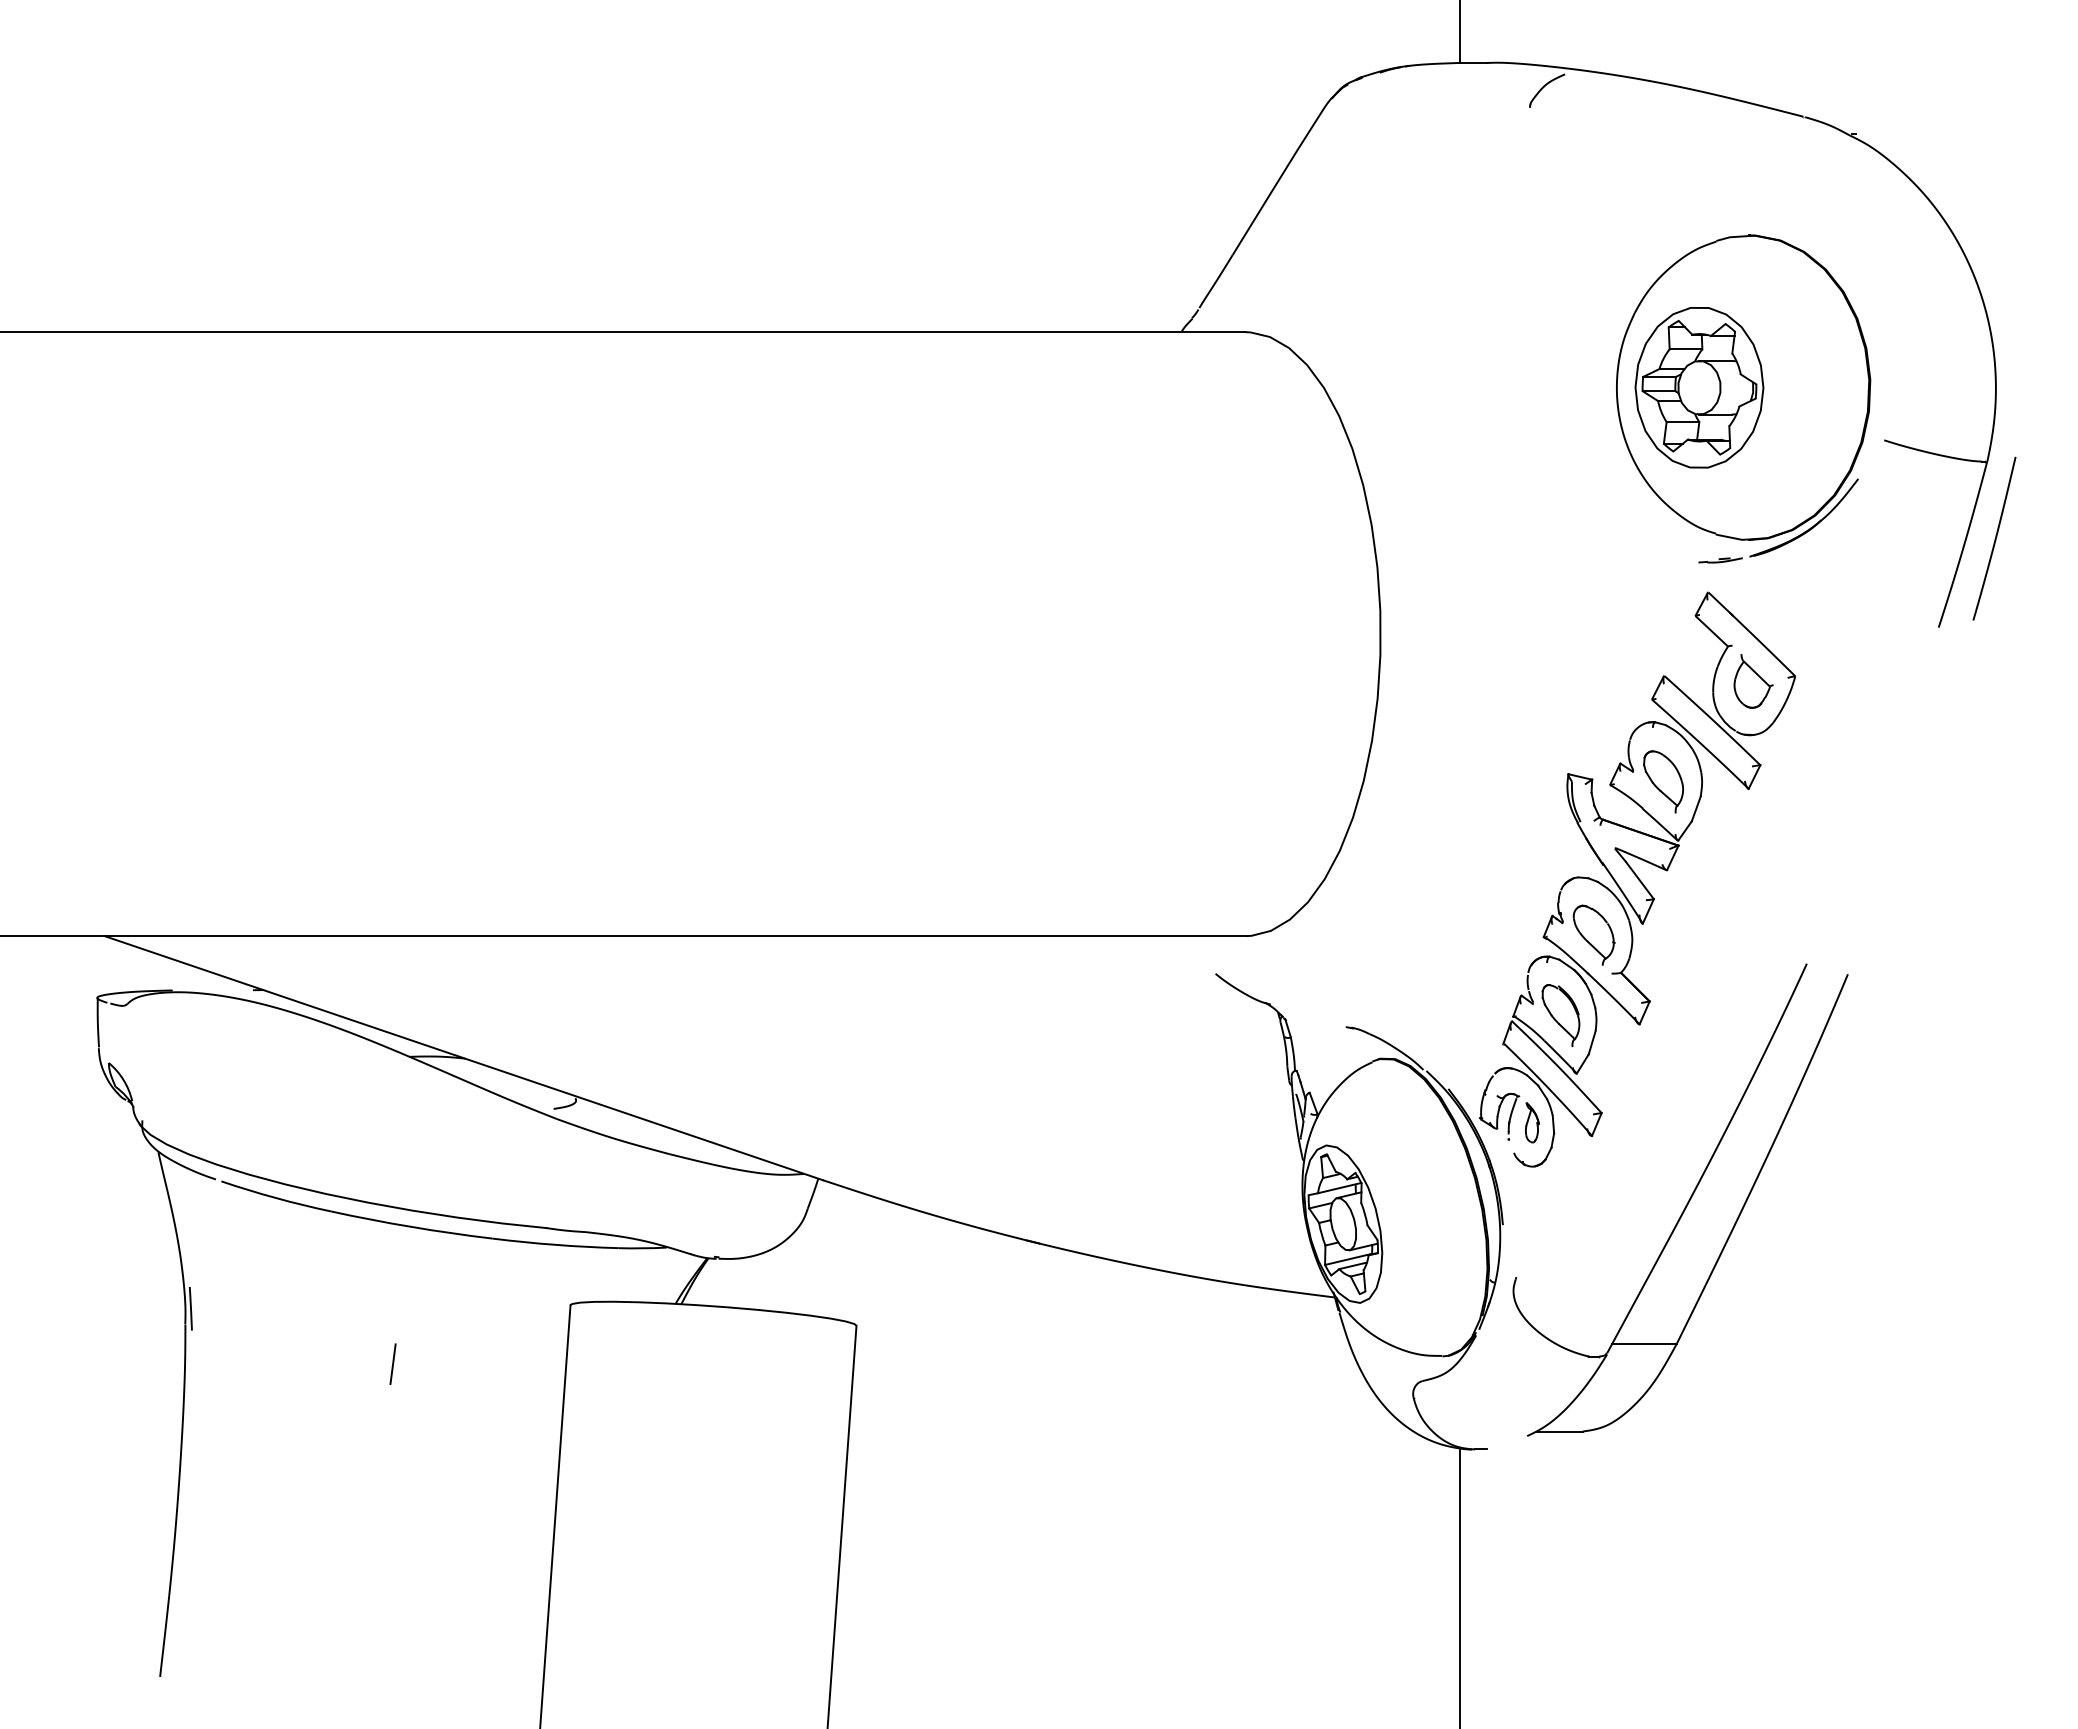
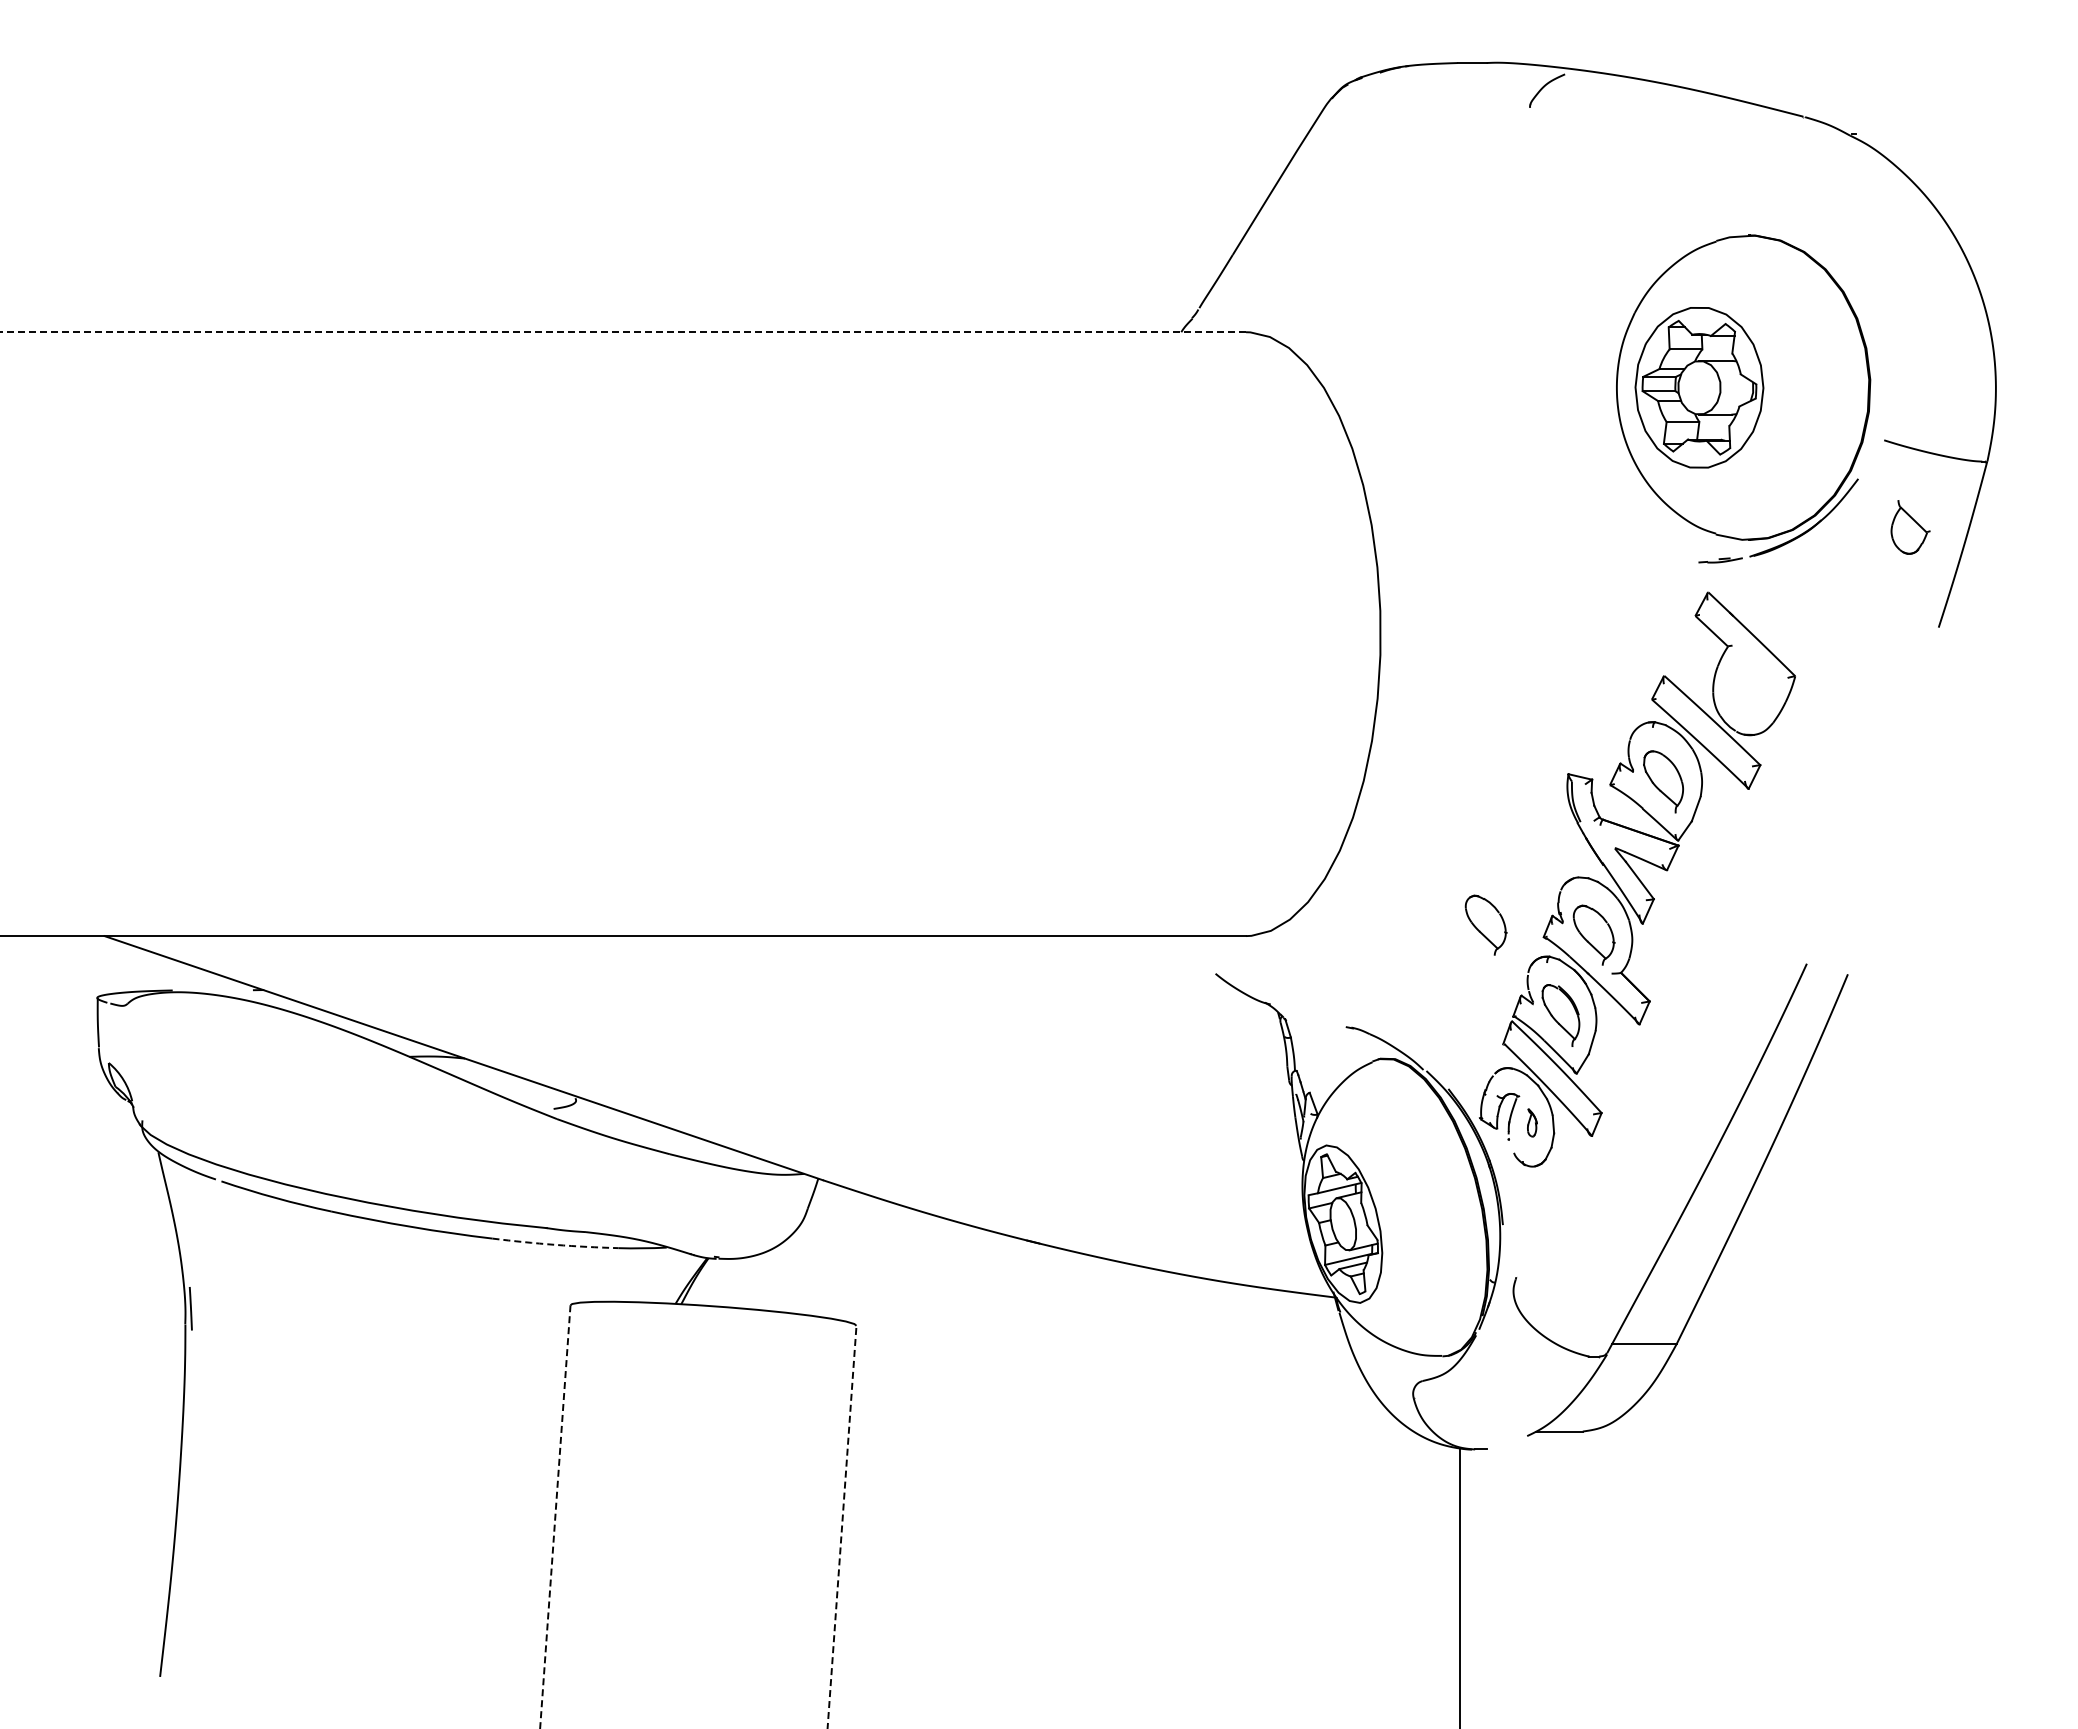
line: present -> none (1460, 32)
line: solid -> dashed (623, 332)
curve: present -> none (1994, 538)
part position: (1753, 681) -> (1910, 527) (1910, 527)
part: none -> present (1485, 924)
part size: 15x42 px -> 11x30 px (1532, 1122)
arc: solid -> dashed (555, 1244)
line: present -> none (392, 1363)
line: solid -> dashed (555, 1516)
line: solid -> dashed (842, 1527)
